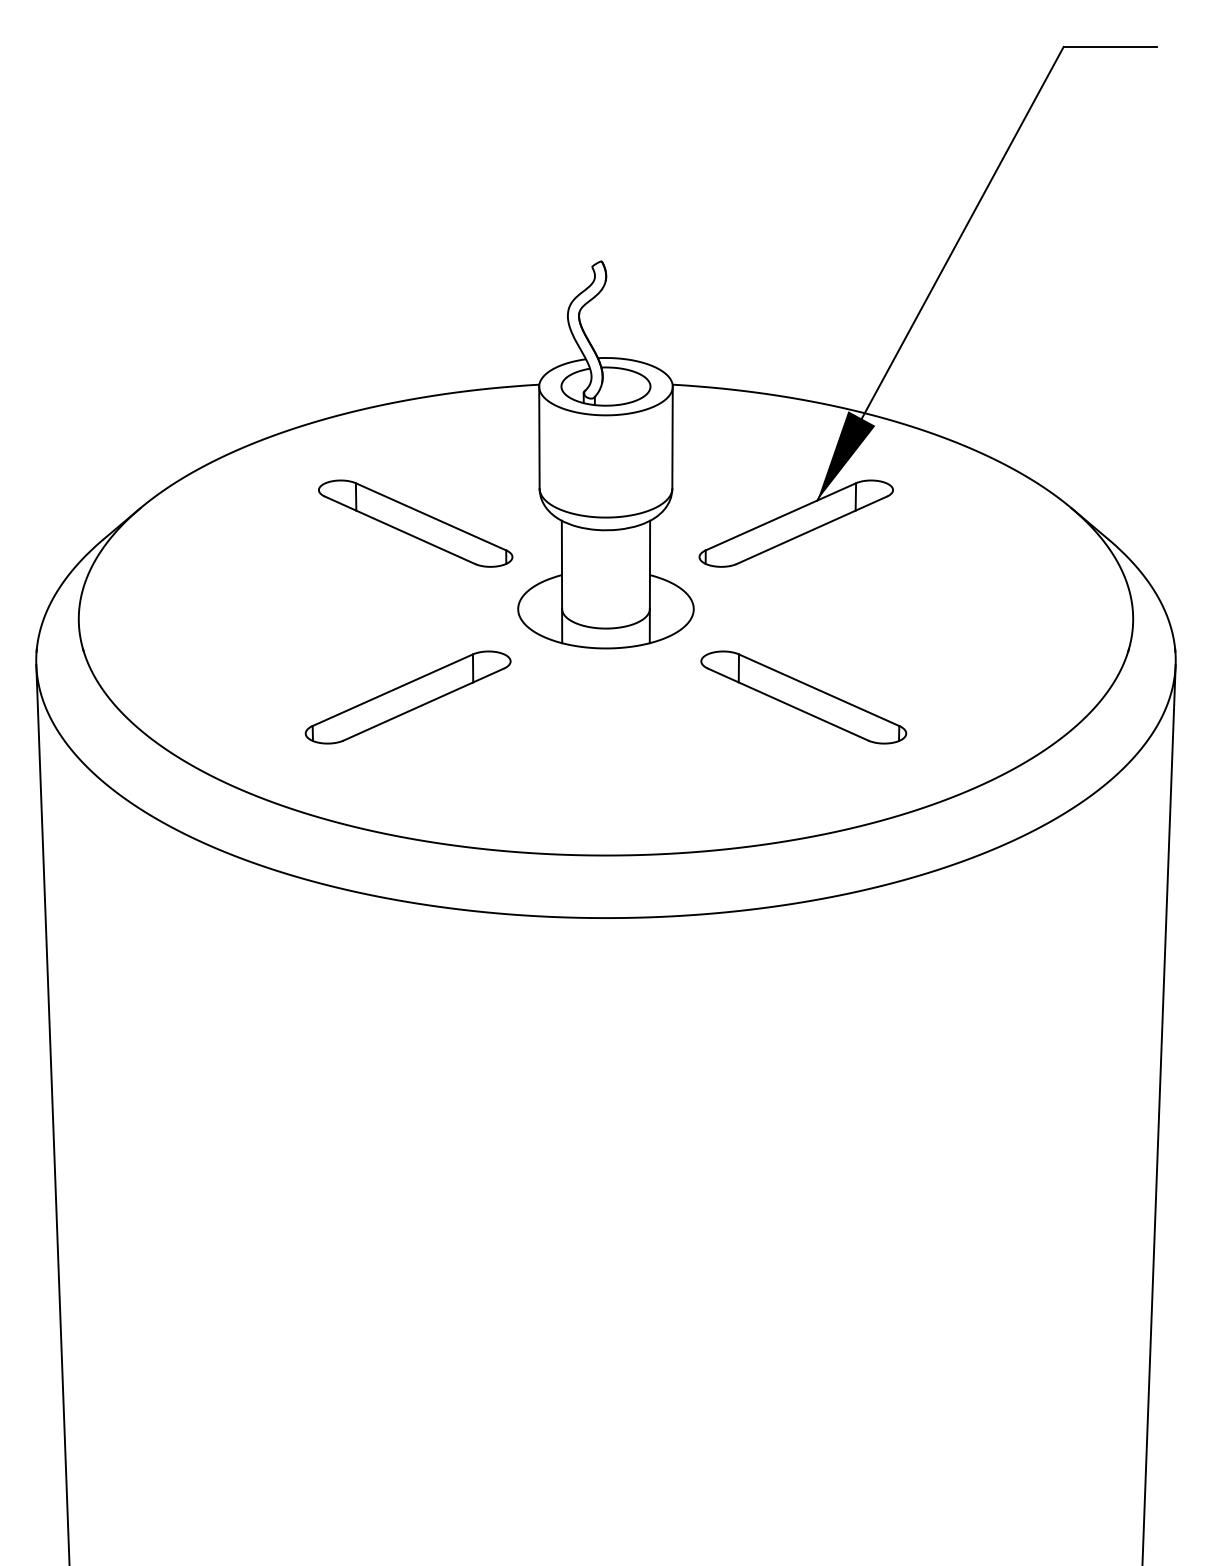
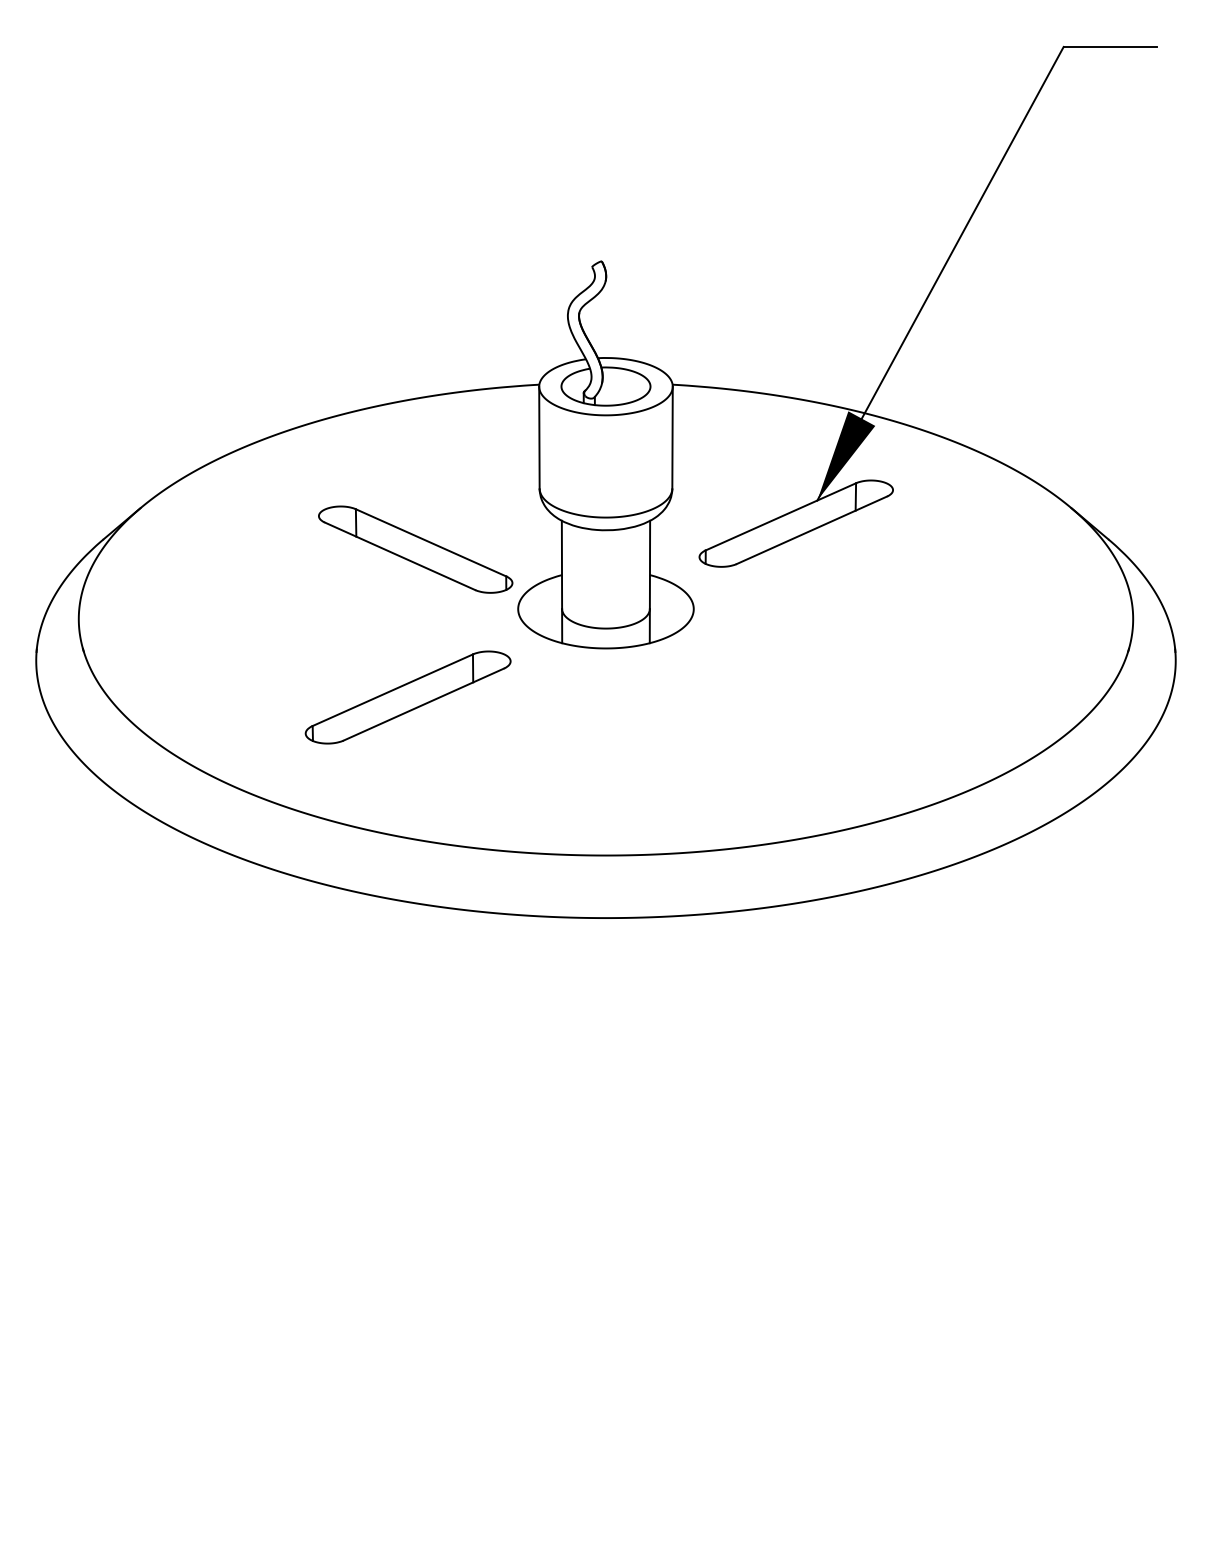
part position: (415, 523) -> (415, 549) (415, 549)
part: present -> none (803, 697)
line: present -> none (52, 1113)
line: present -> none (1158, 1113)
